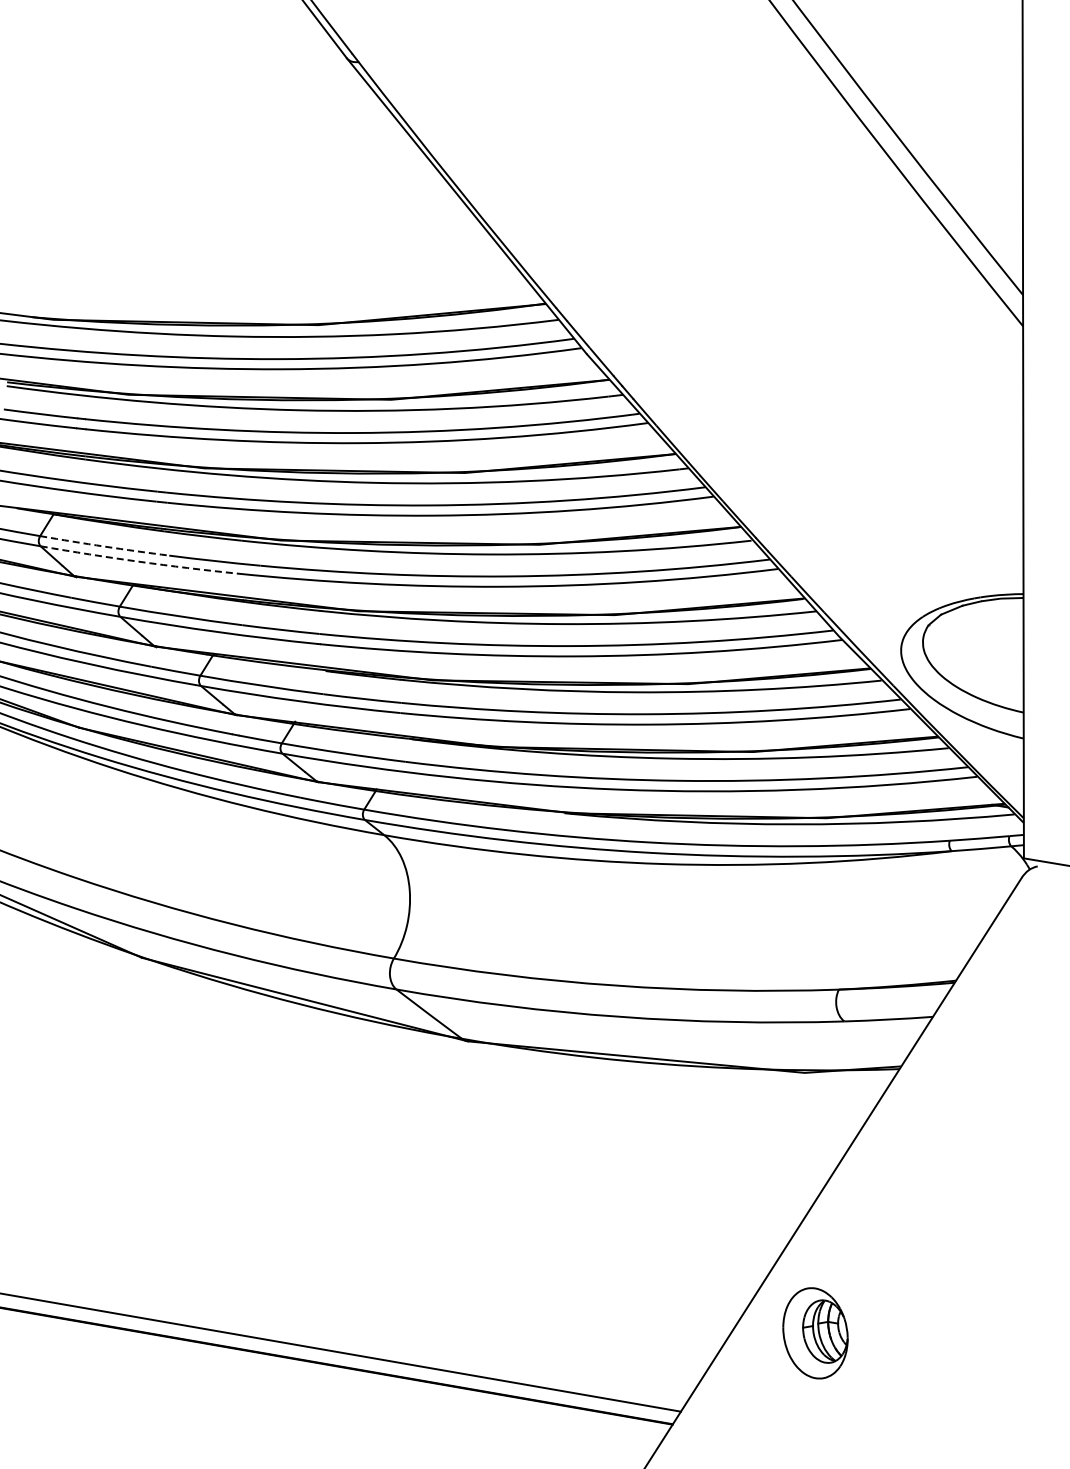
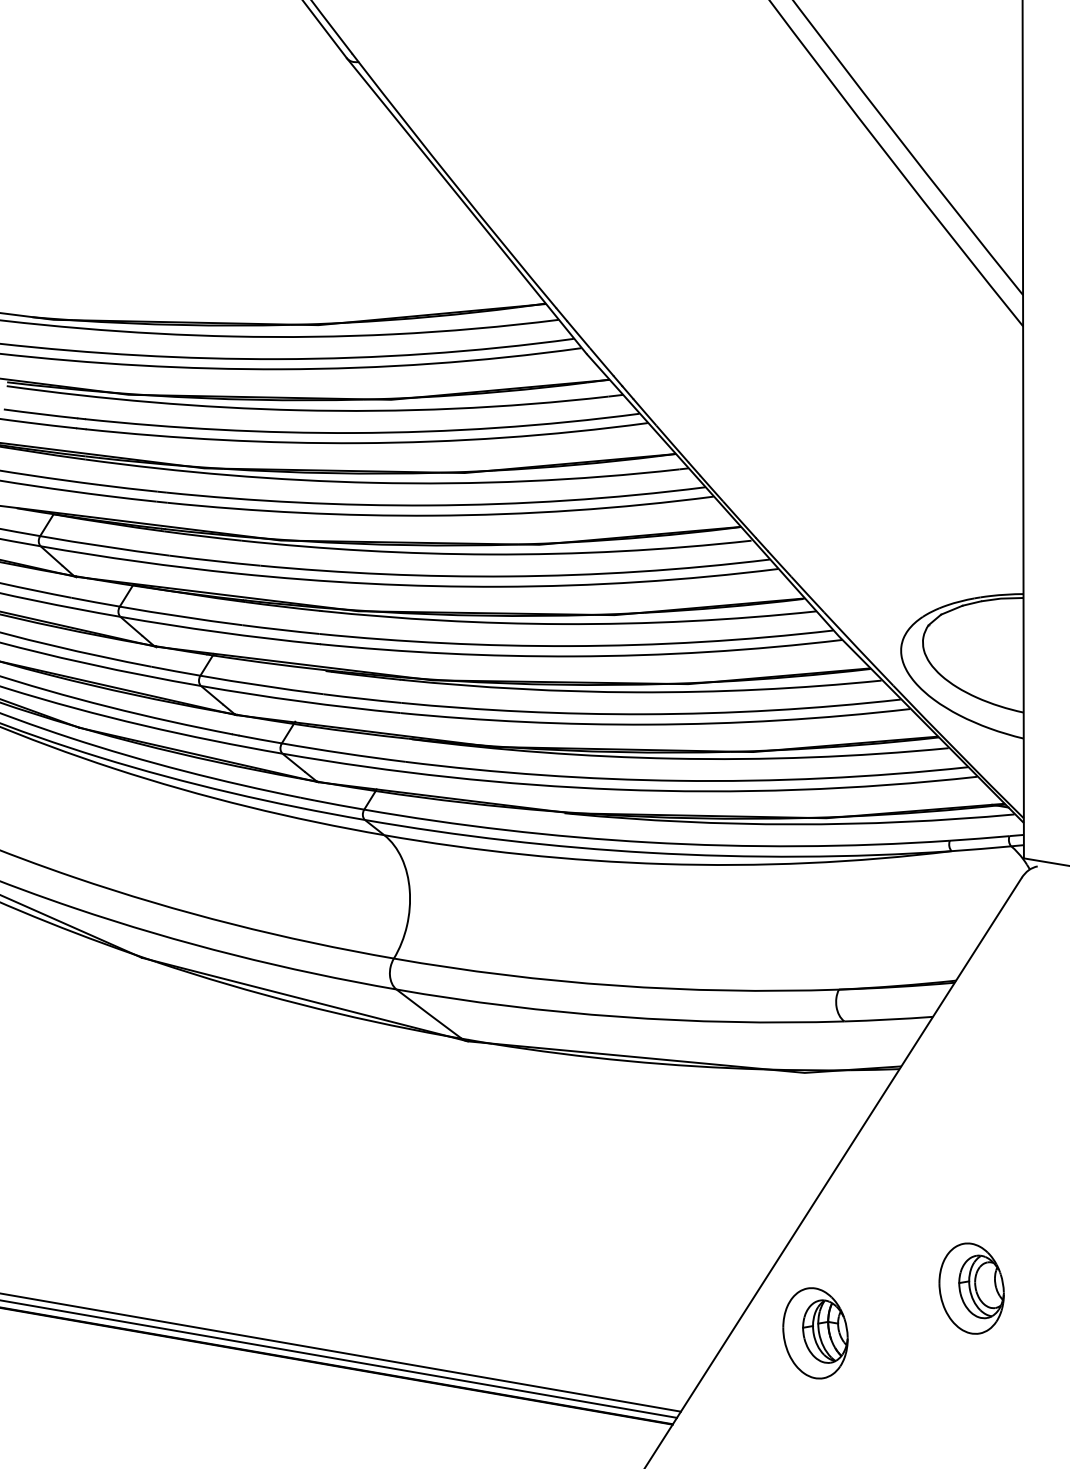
arc: dashed -> solid (104, 546)
arc: dashed -> solid (138, 561)
part: none -> present (971, 1288)
line: none -> present (339, 1358)
